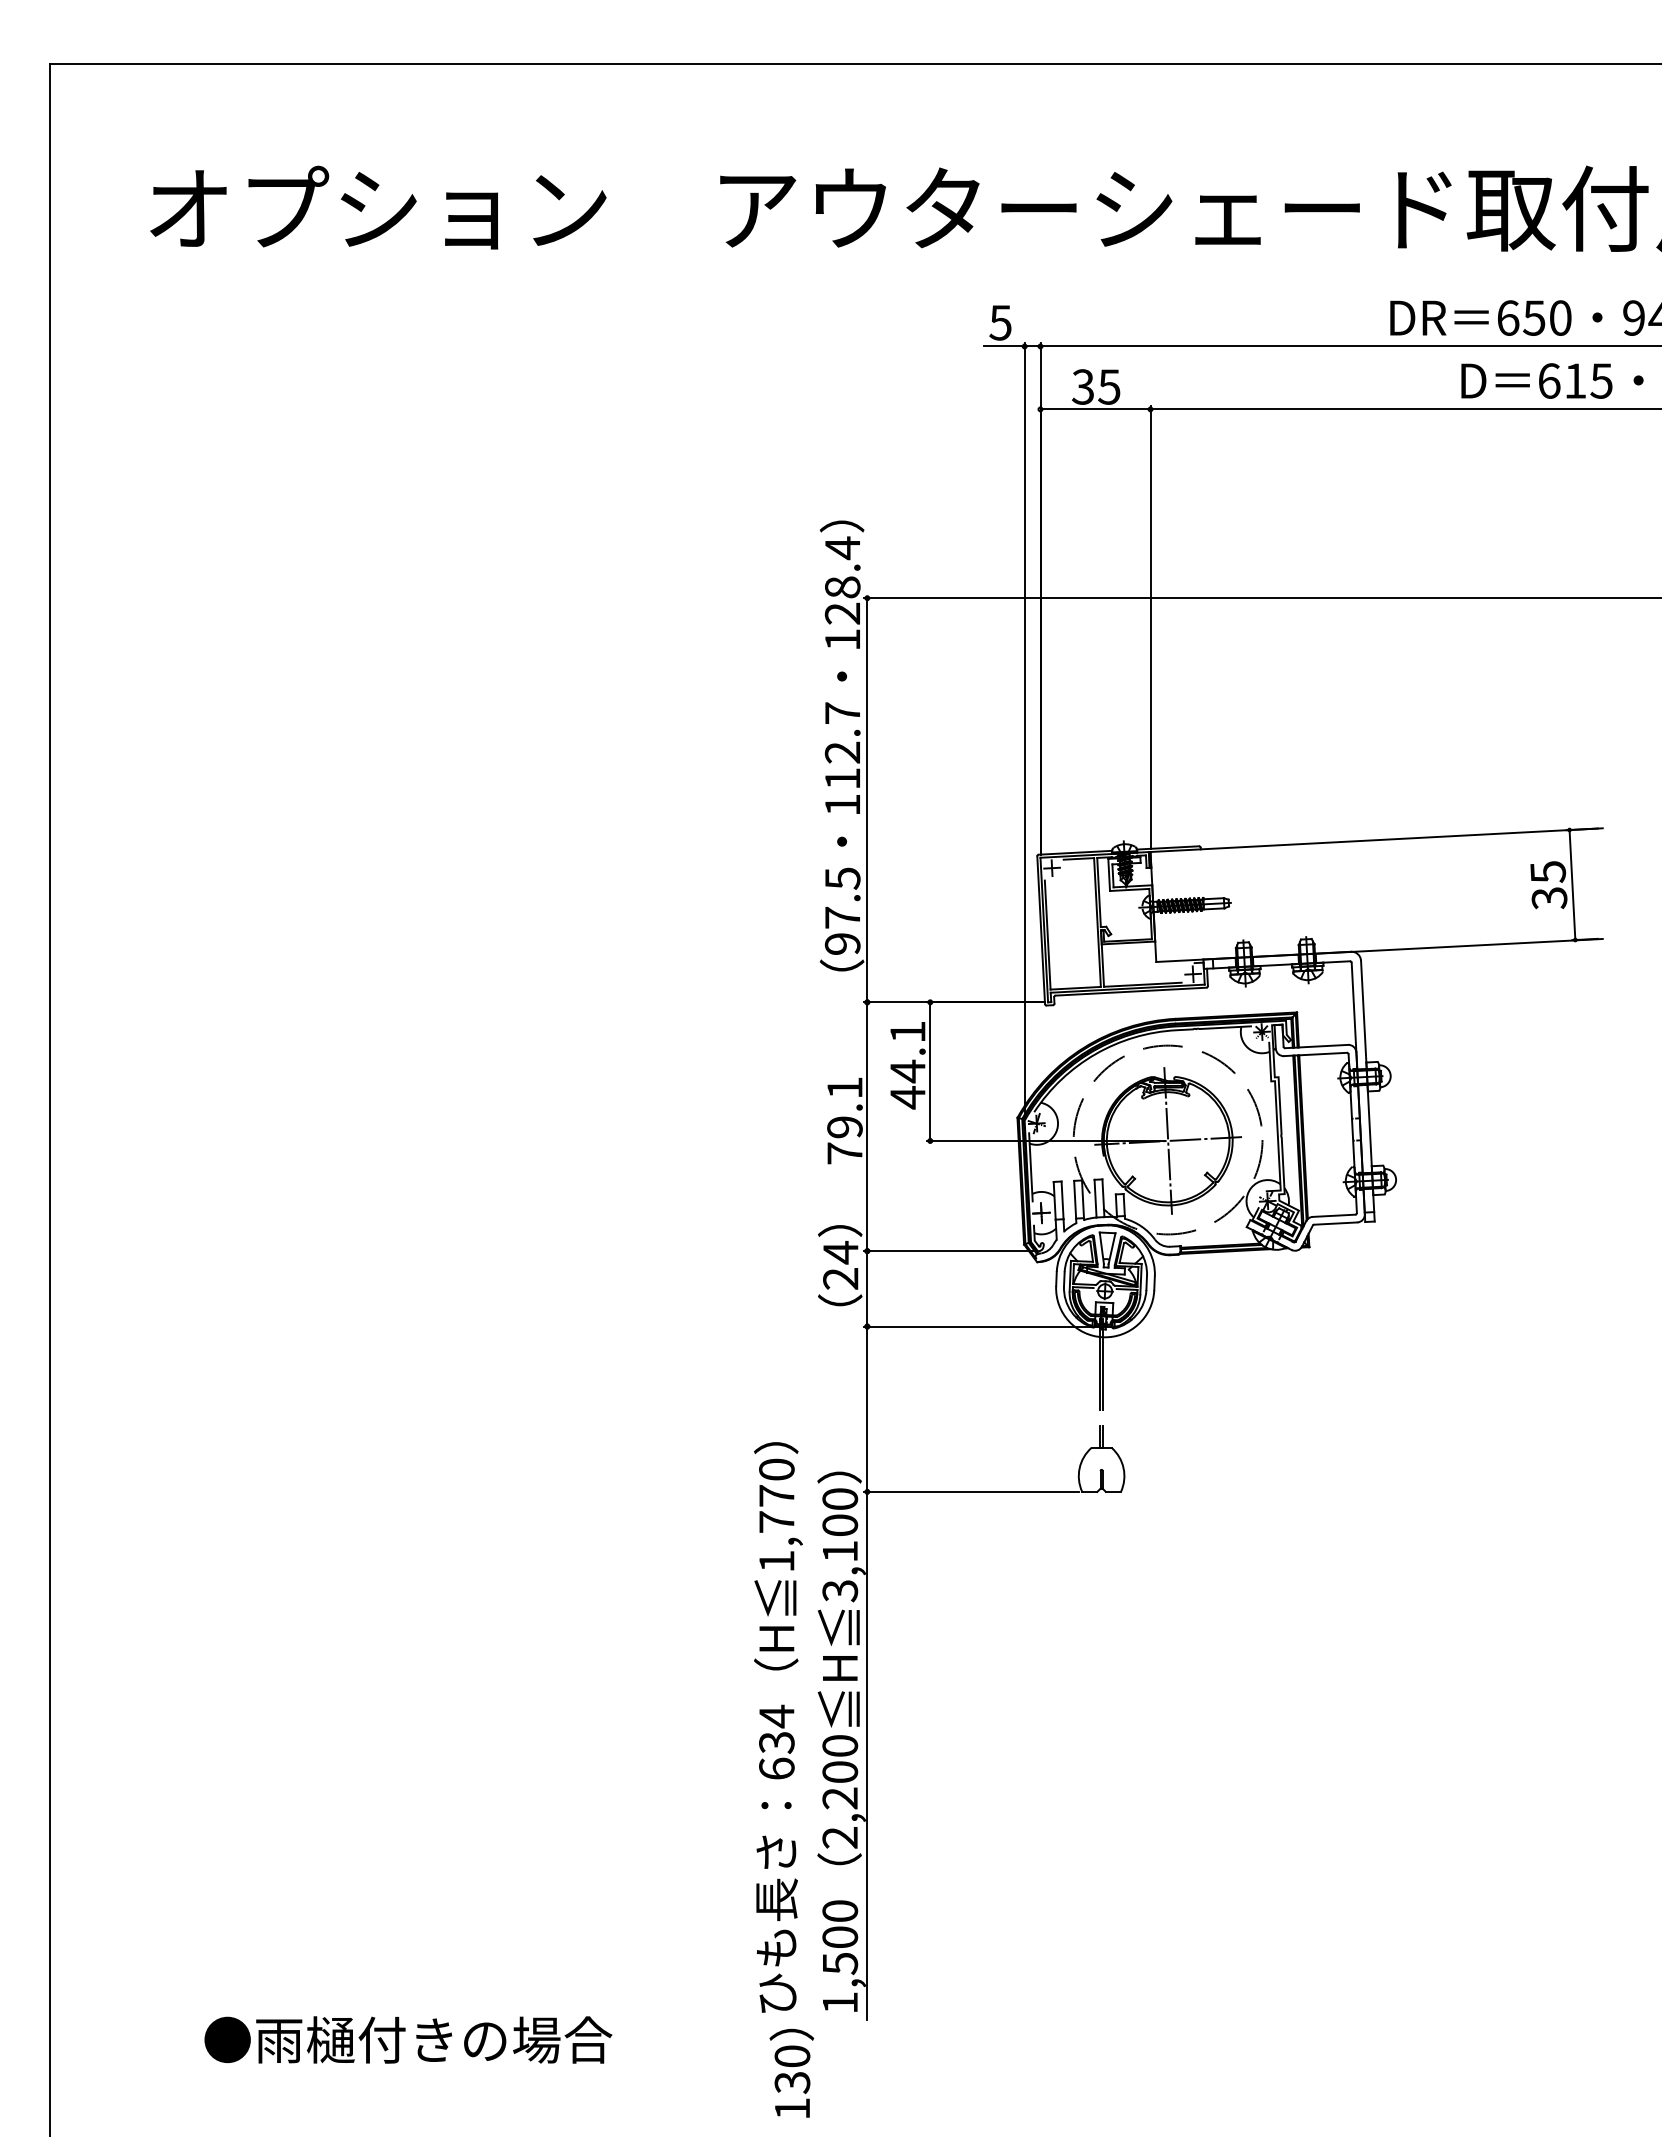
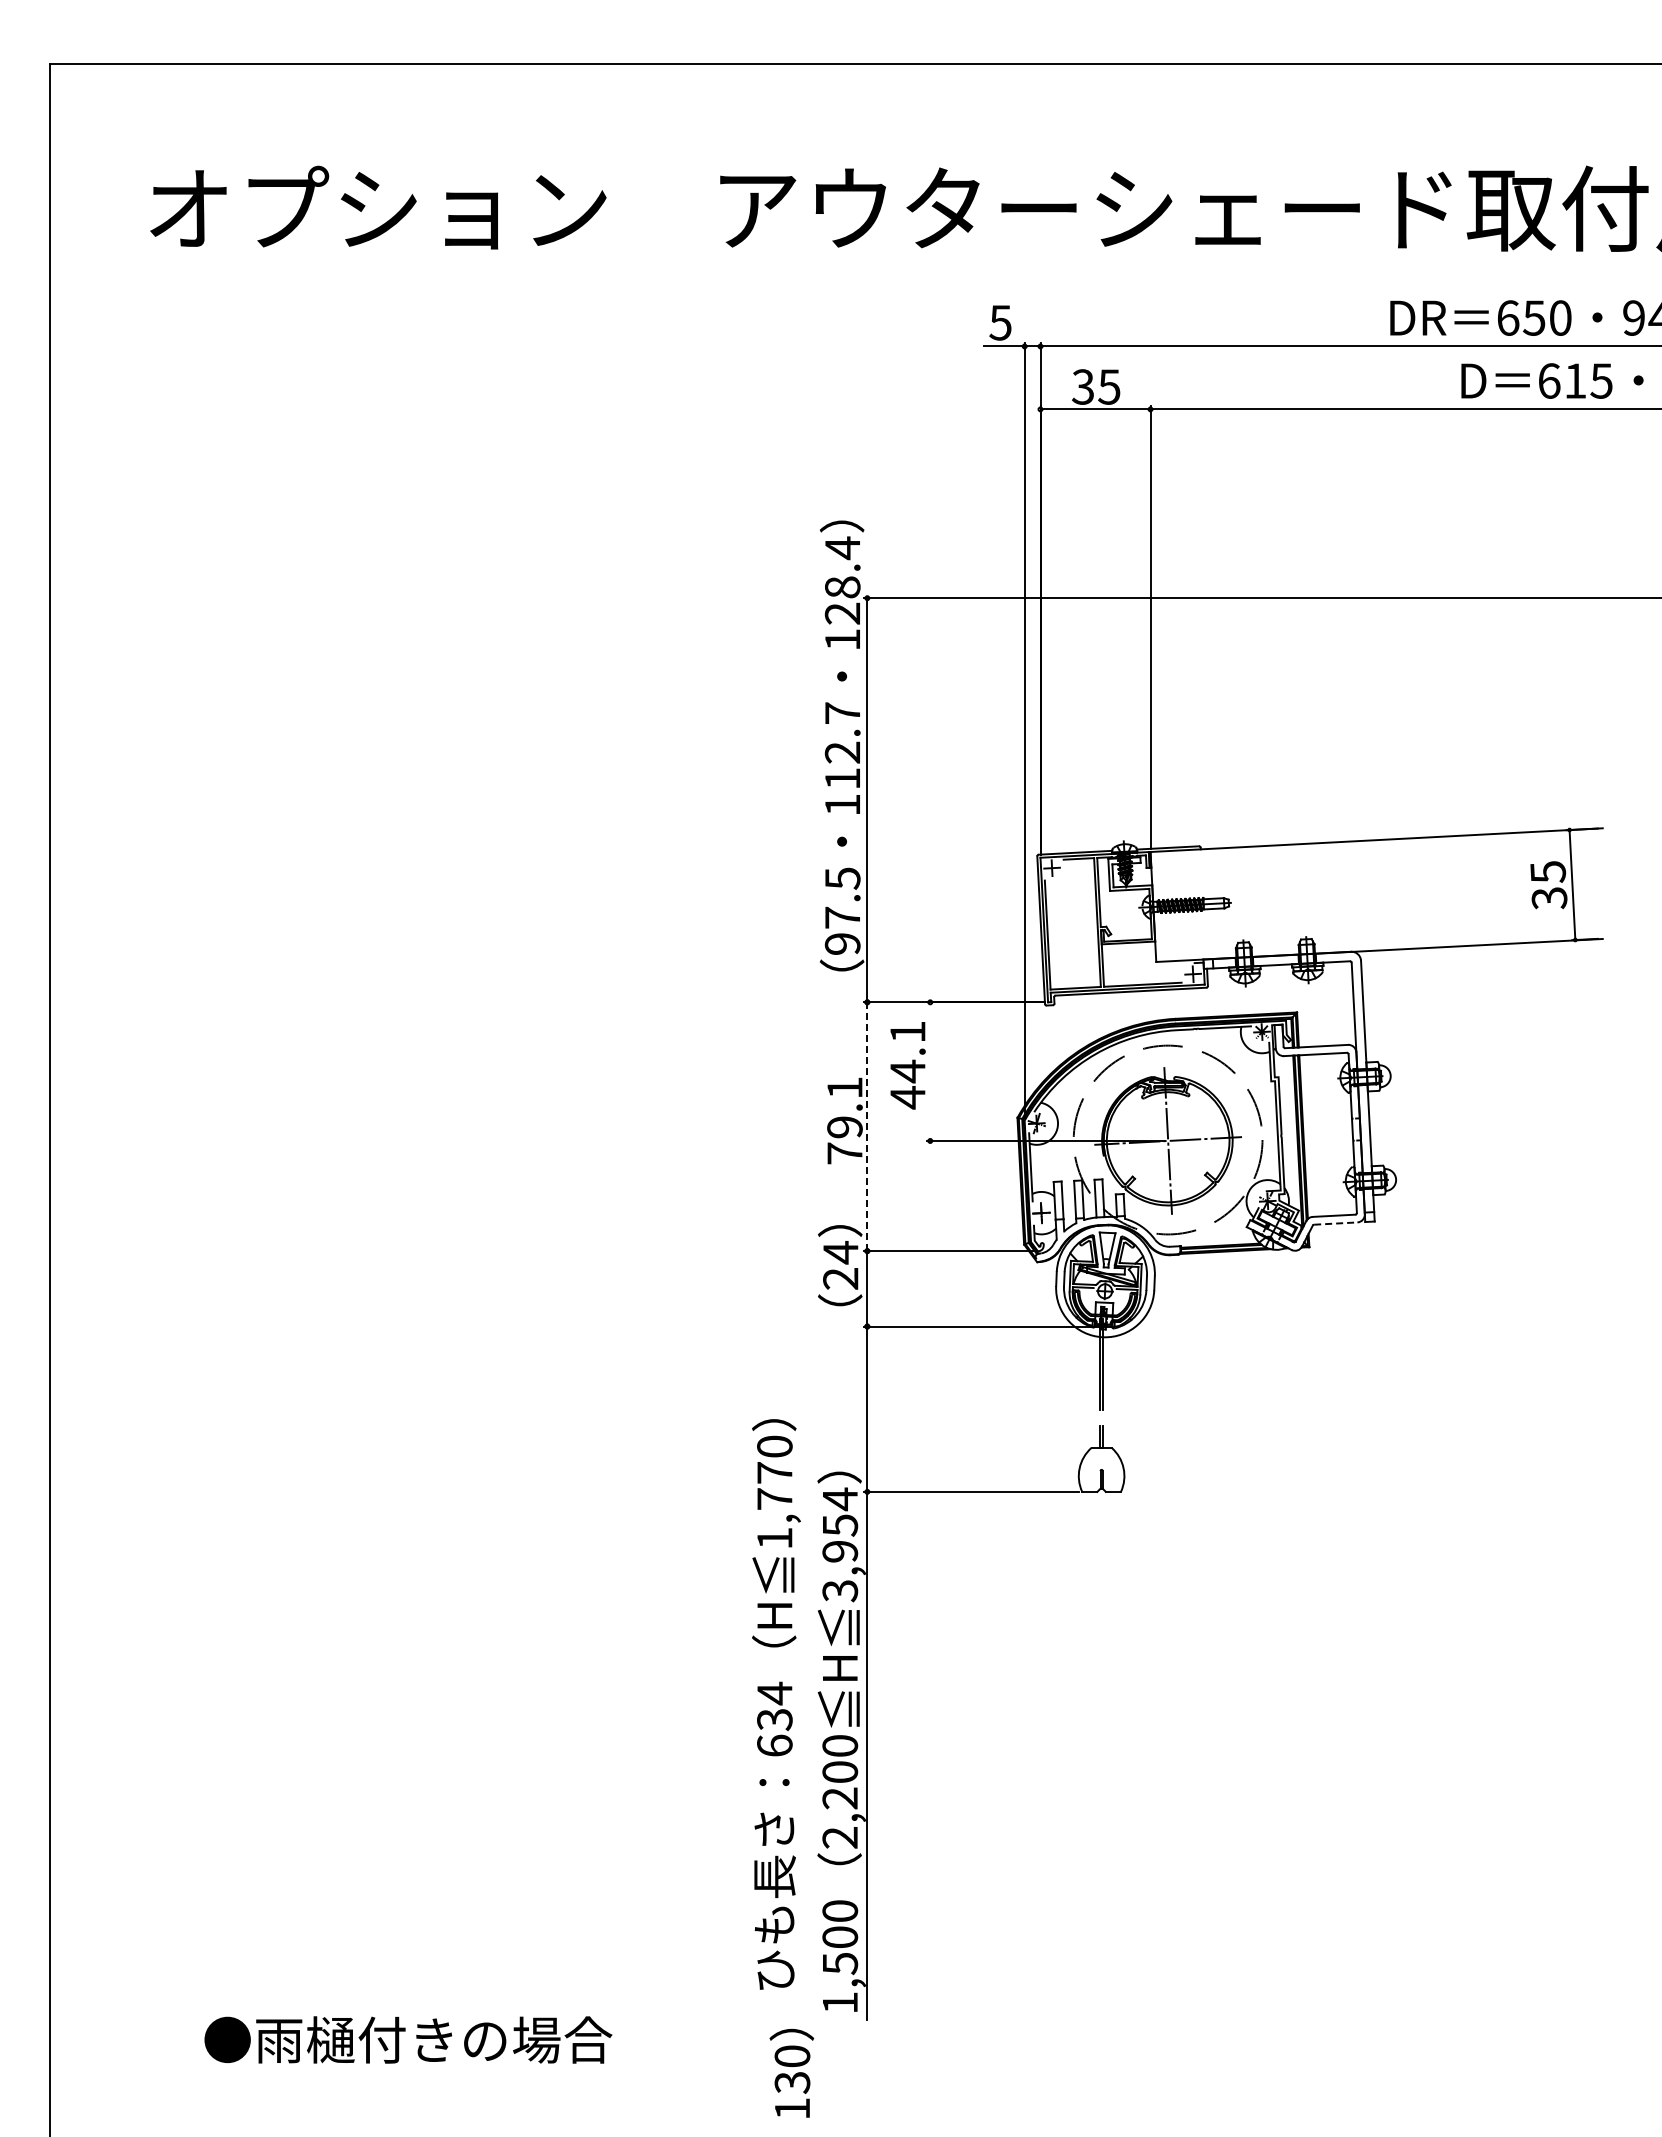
line: present -> none (930, 1071)
line: solid -> dashed (867, 1127)
line: solid -> dashed (1335, 1223)
text: 3,100 -> 3,954 (840, 1524)
text position: (778, 1727) -> (776, 1704) (776, 1704)
